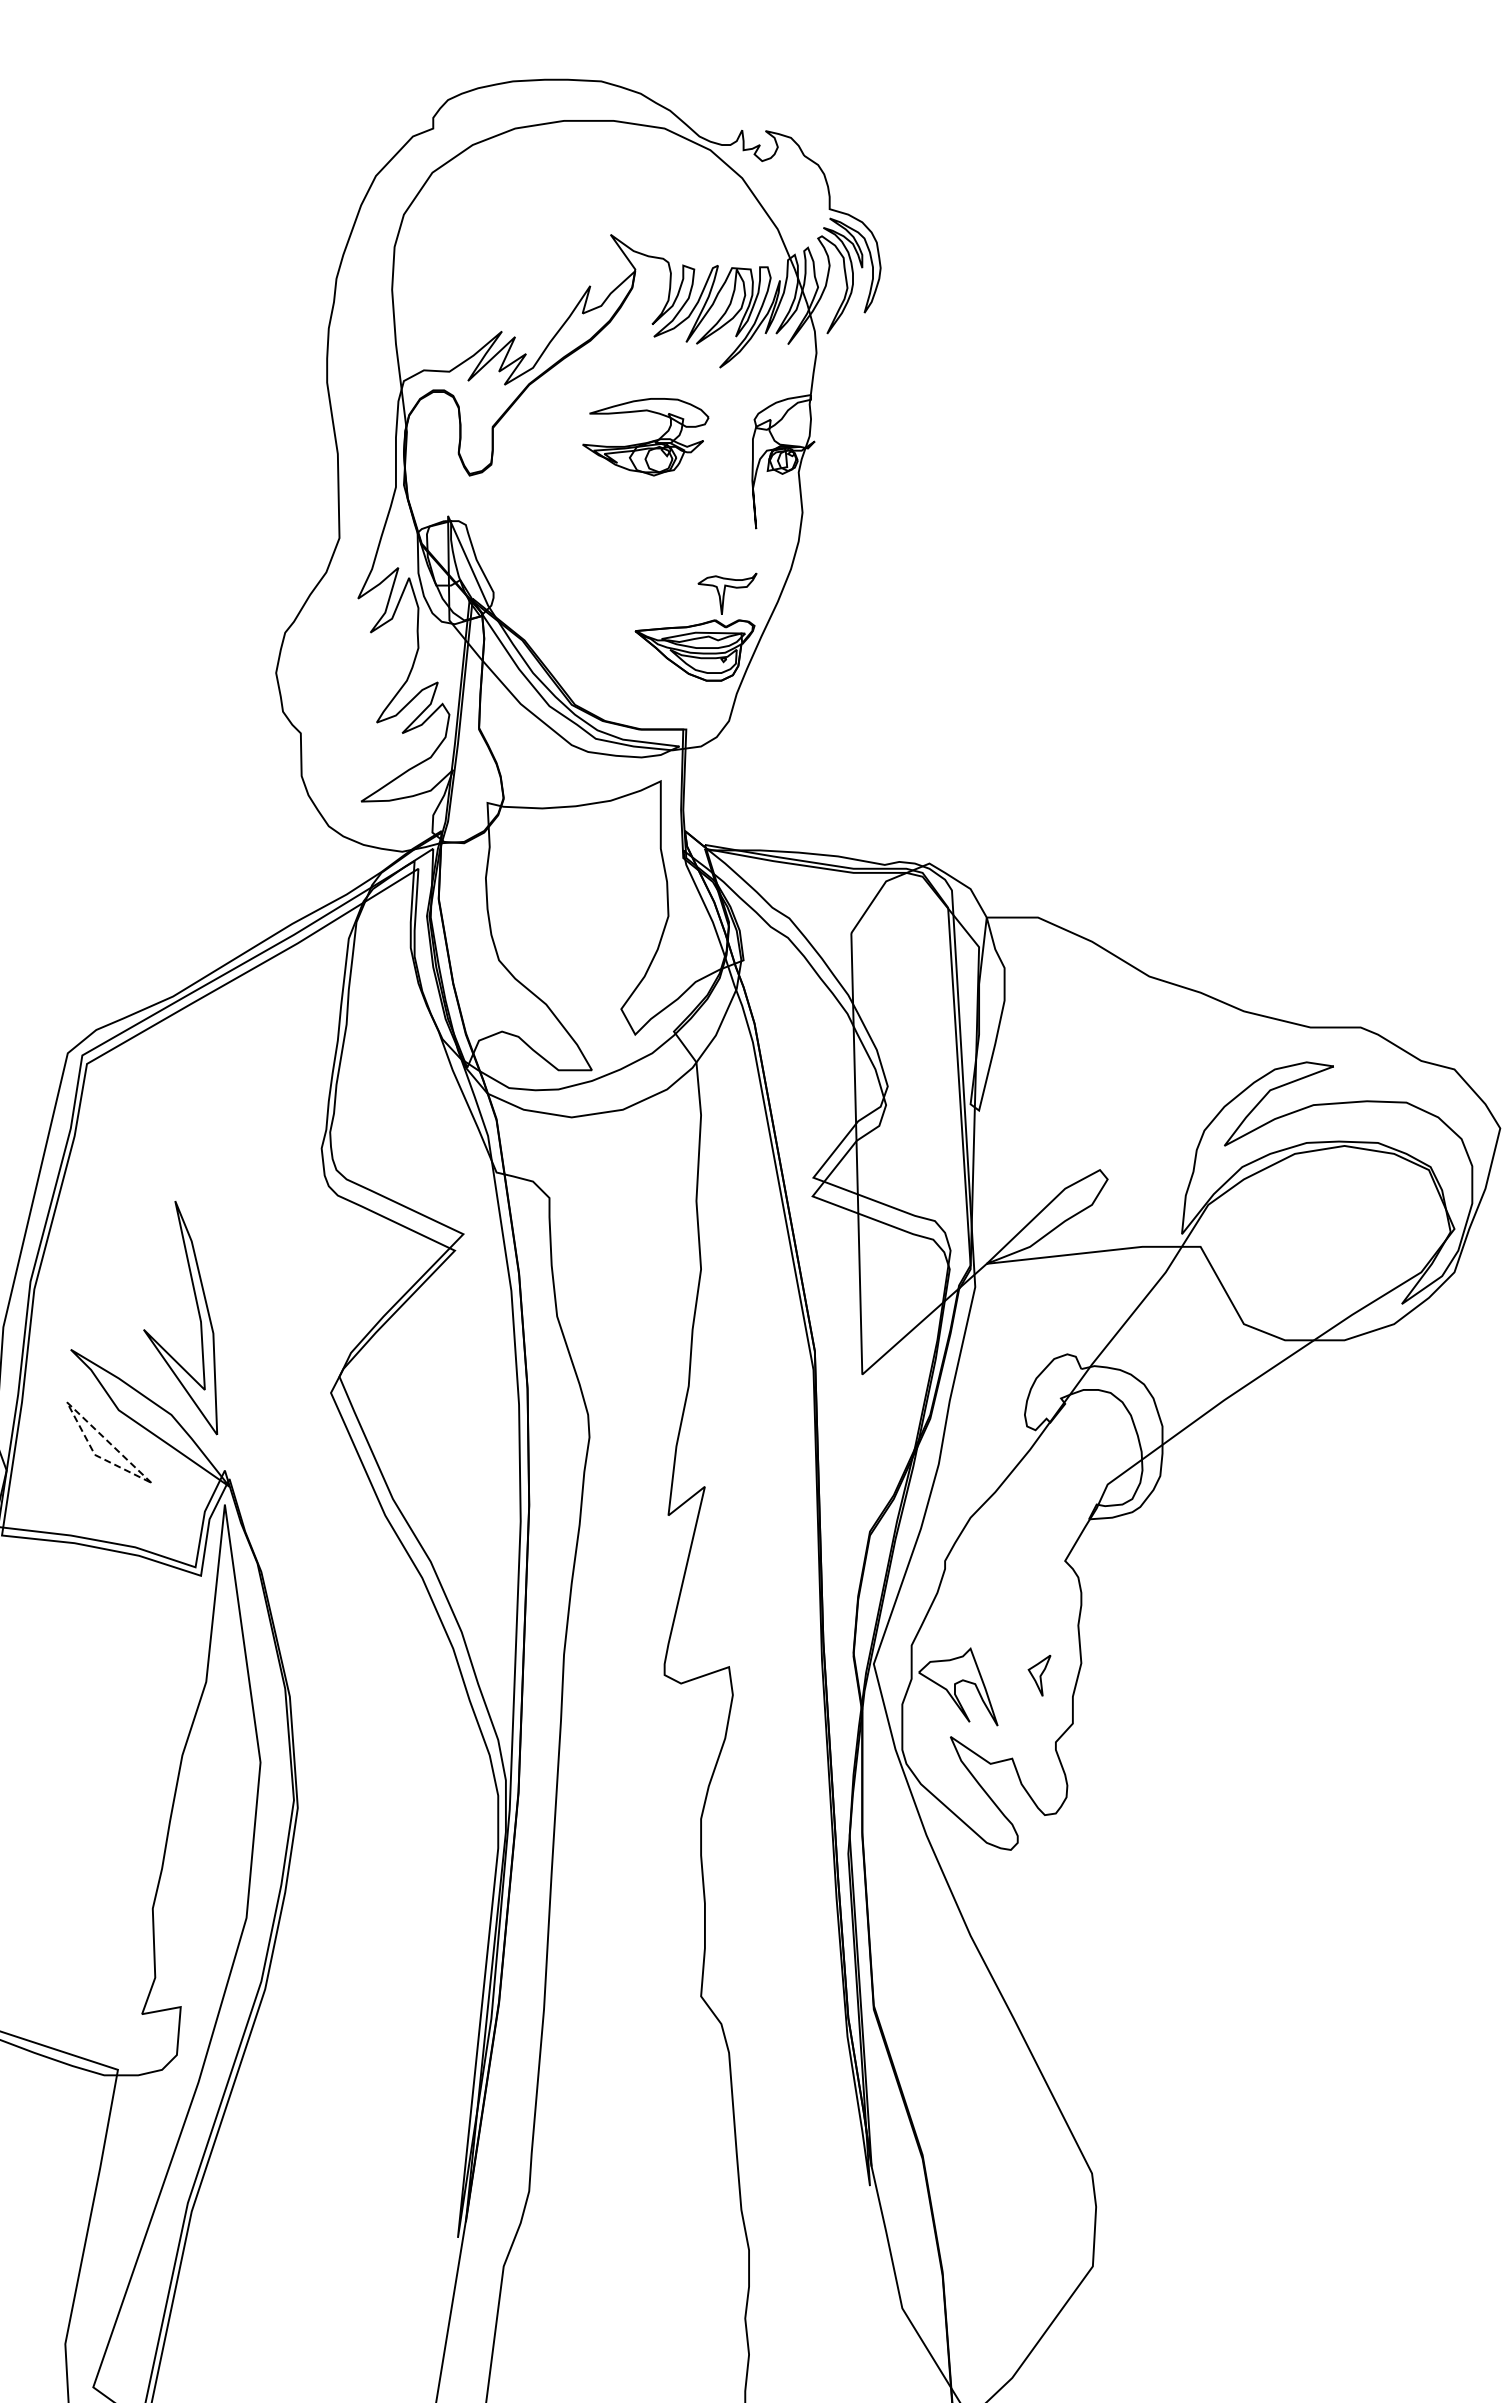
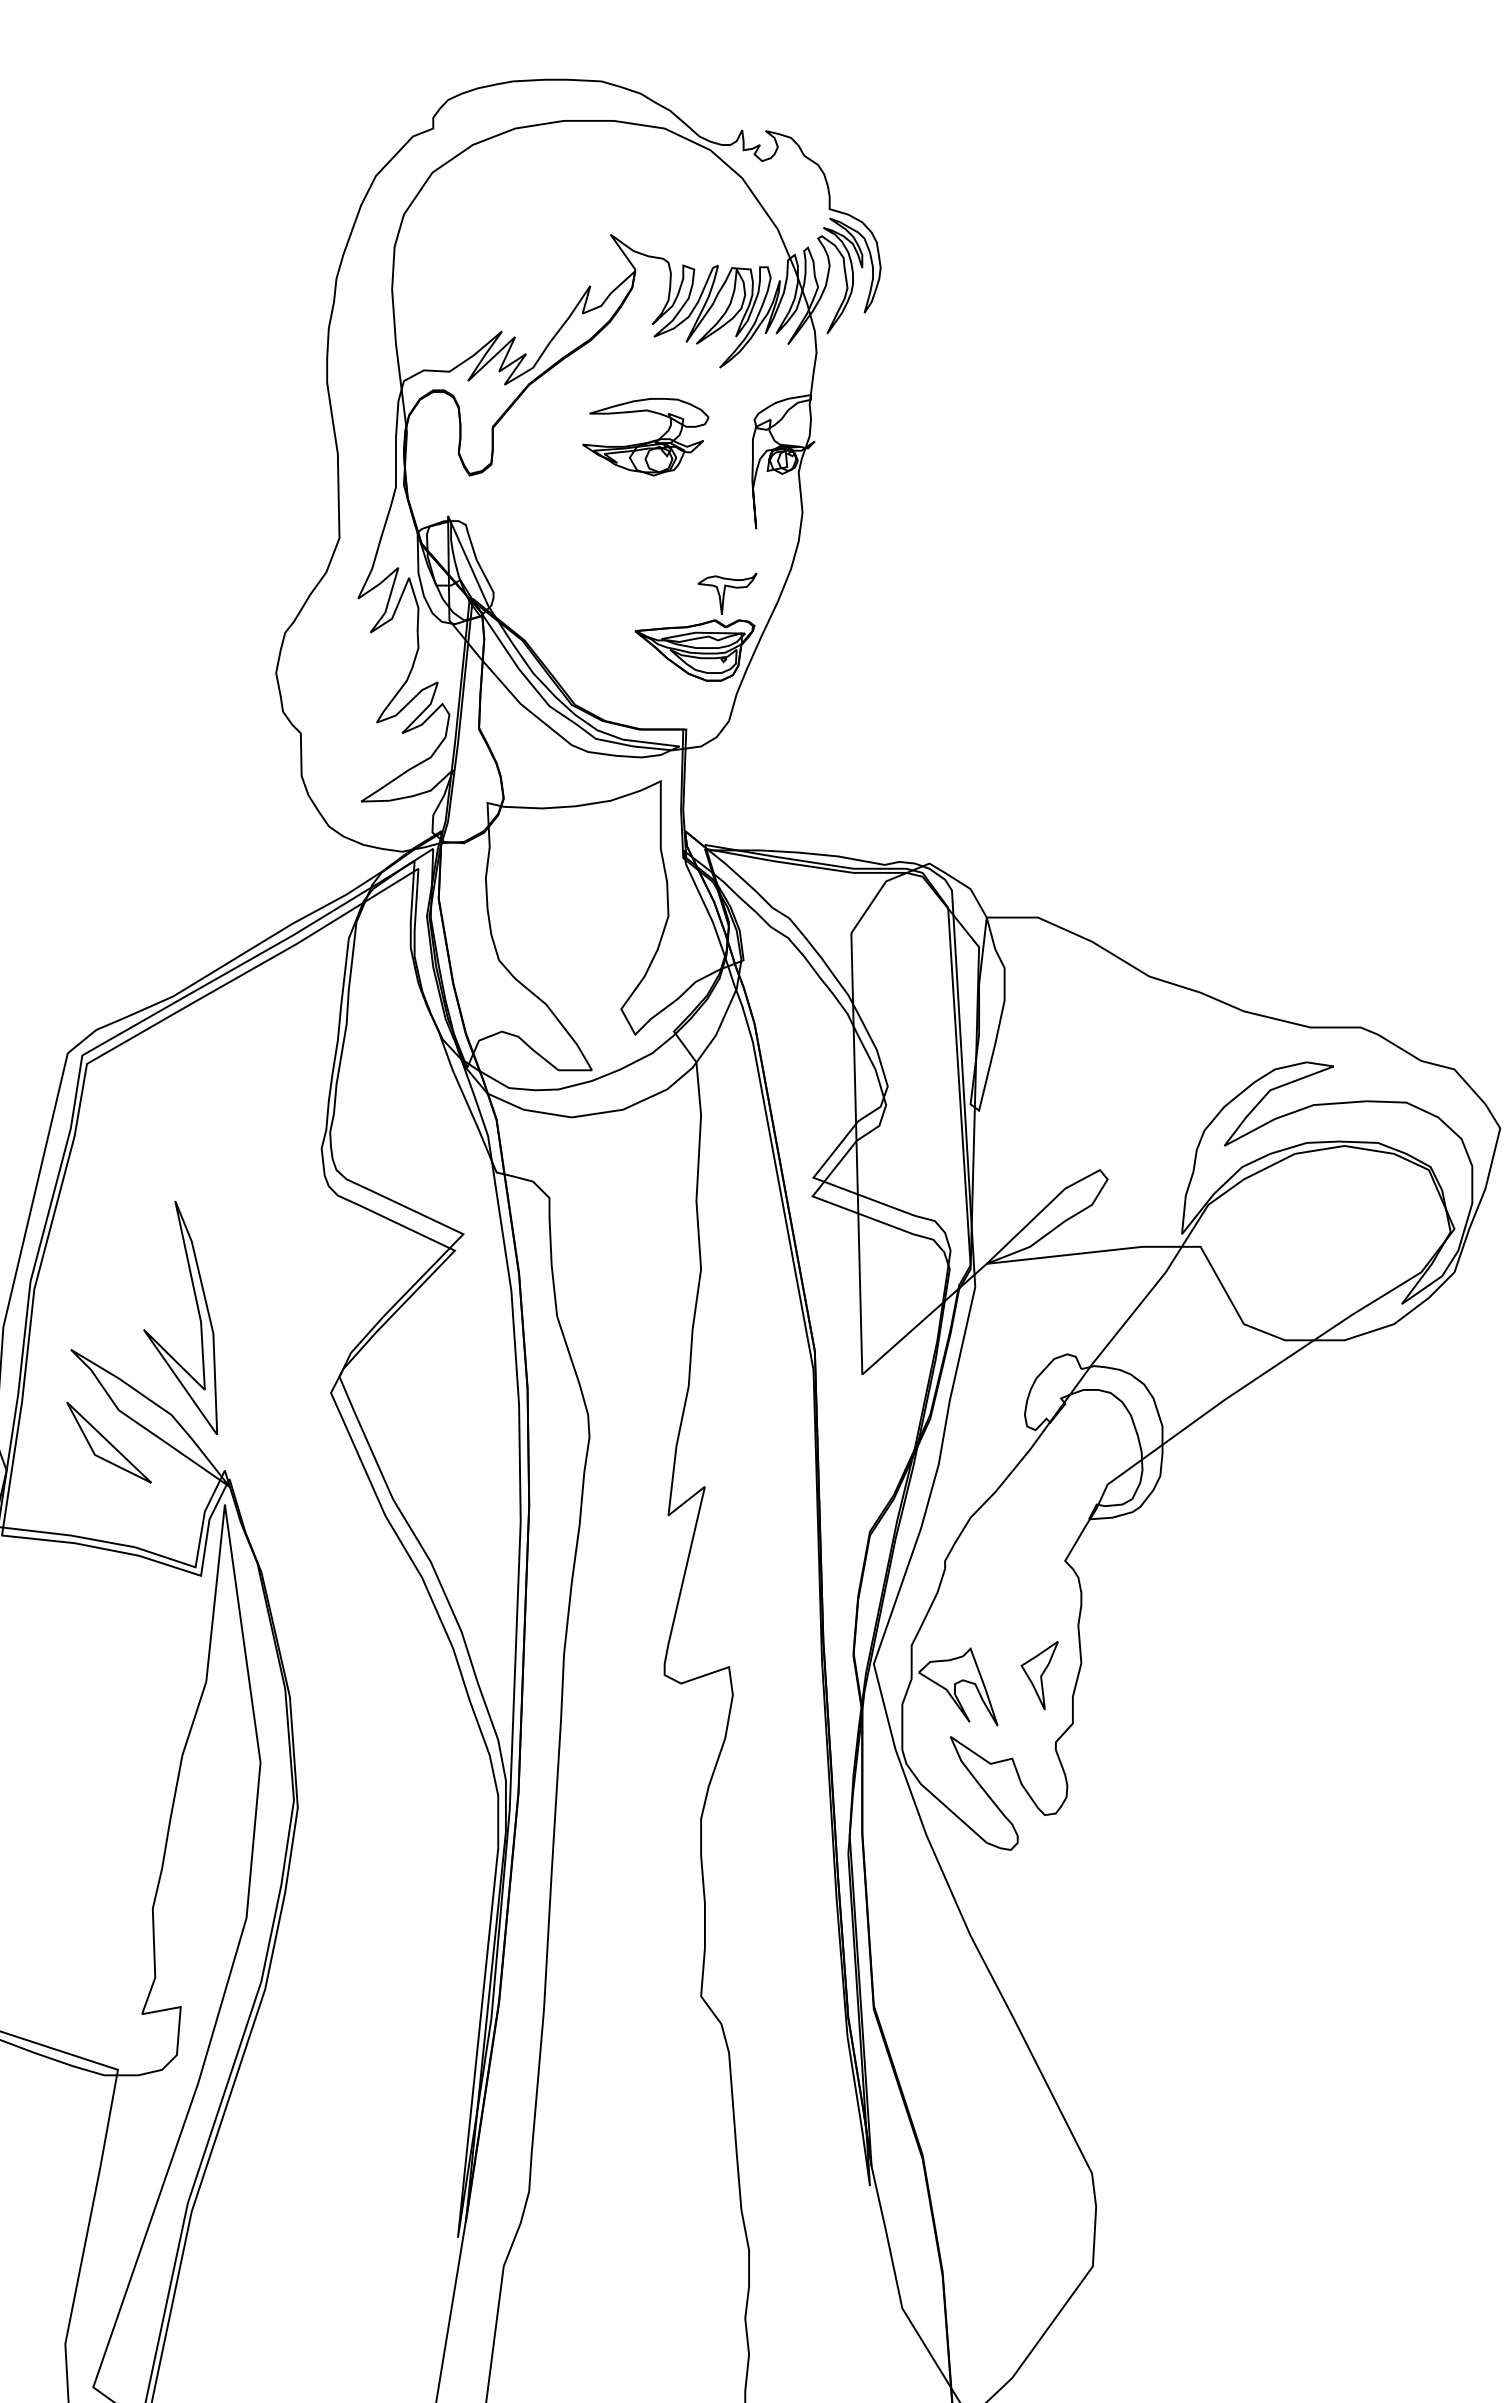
line: dashed -> solid (68, 1405)
part size: 25x42 px -> 39x70 px (1039, 1675)
